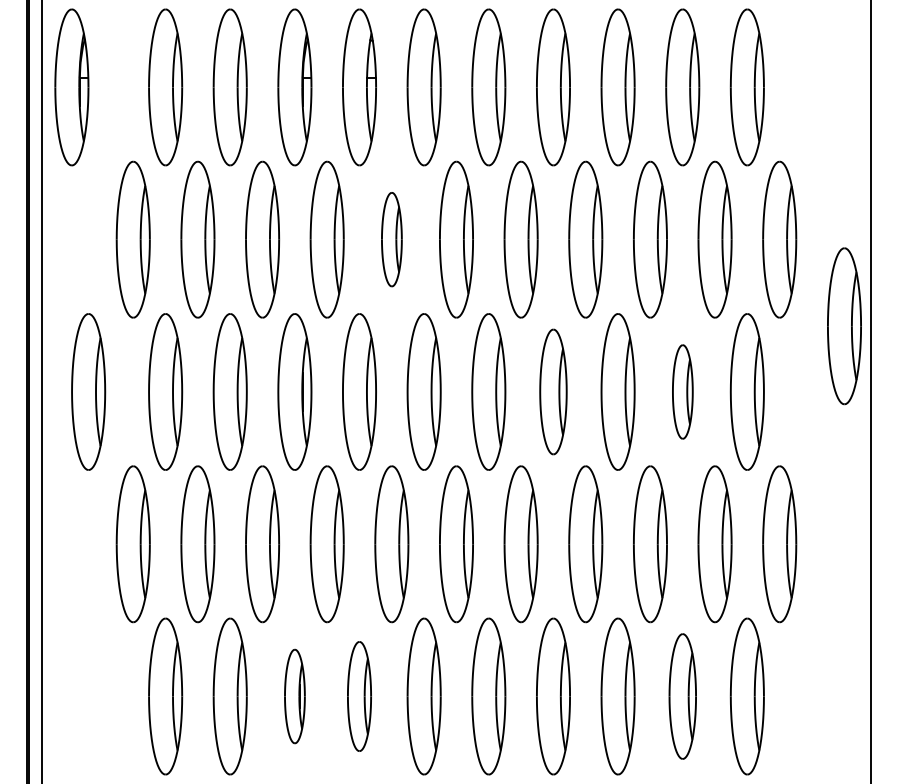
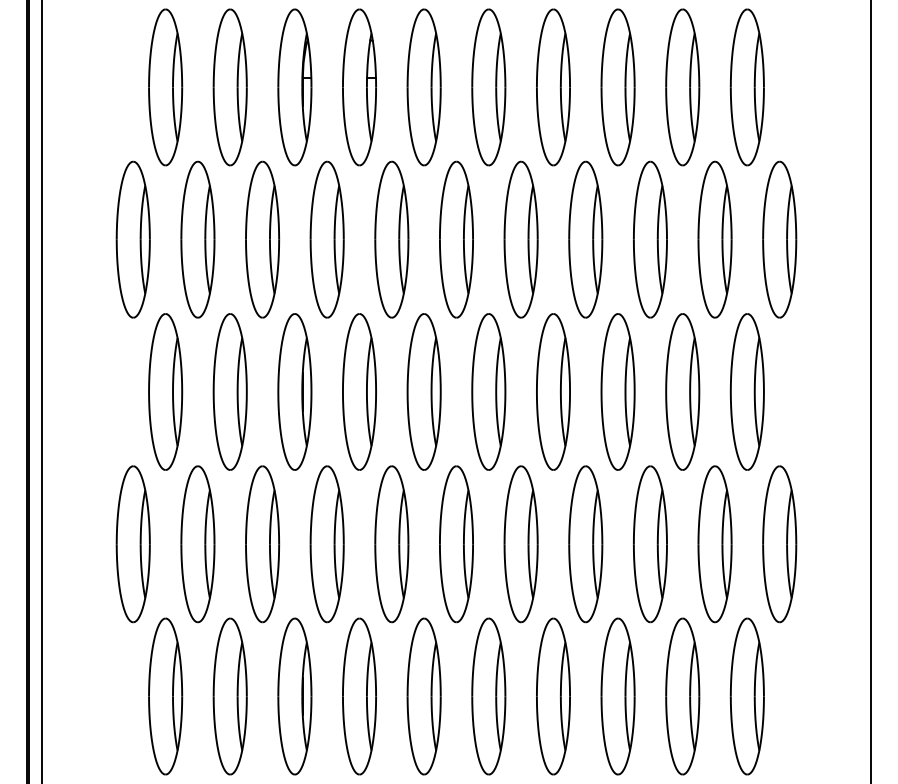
part: present -> none (71, 87)
part size: 22x96 px -> 36x159 px (391, 239)
part: present -> none (844, 326)
part: present -> none (88, 391)
part size: 29x128 px -> 35x158 px (553, 391)
part size: 22x96 px -> 36x158 px (682, 391)
part size: 22x97 px -> 36x159 px (294, 696)
part size: 25x111 px -> 35x159 px (359, 696)
part size: 29x127 px -> 36x159 px (682, 696)
